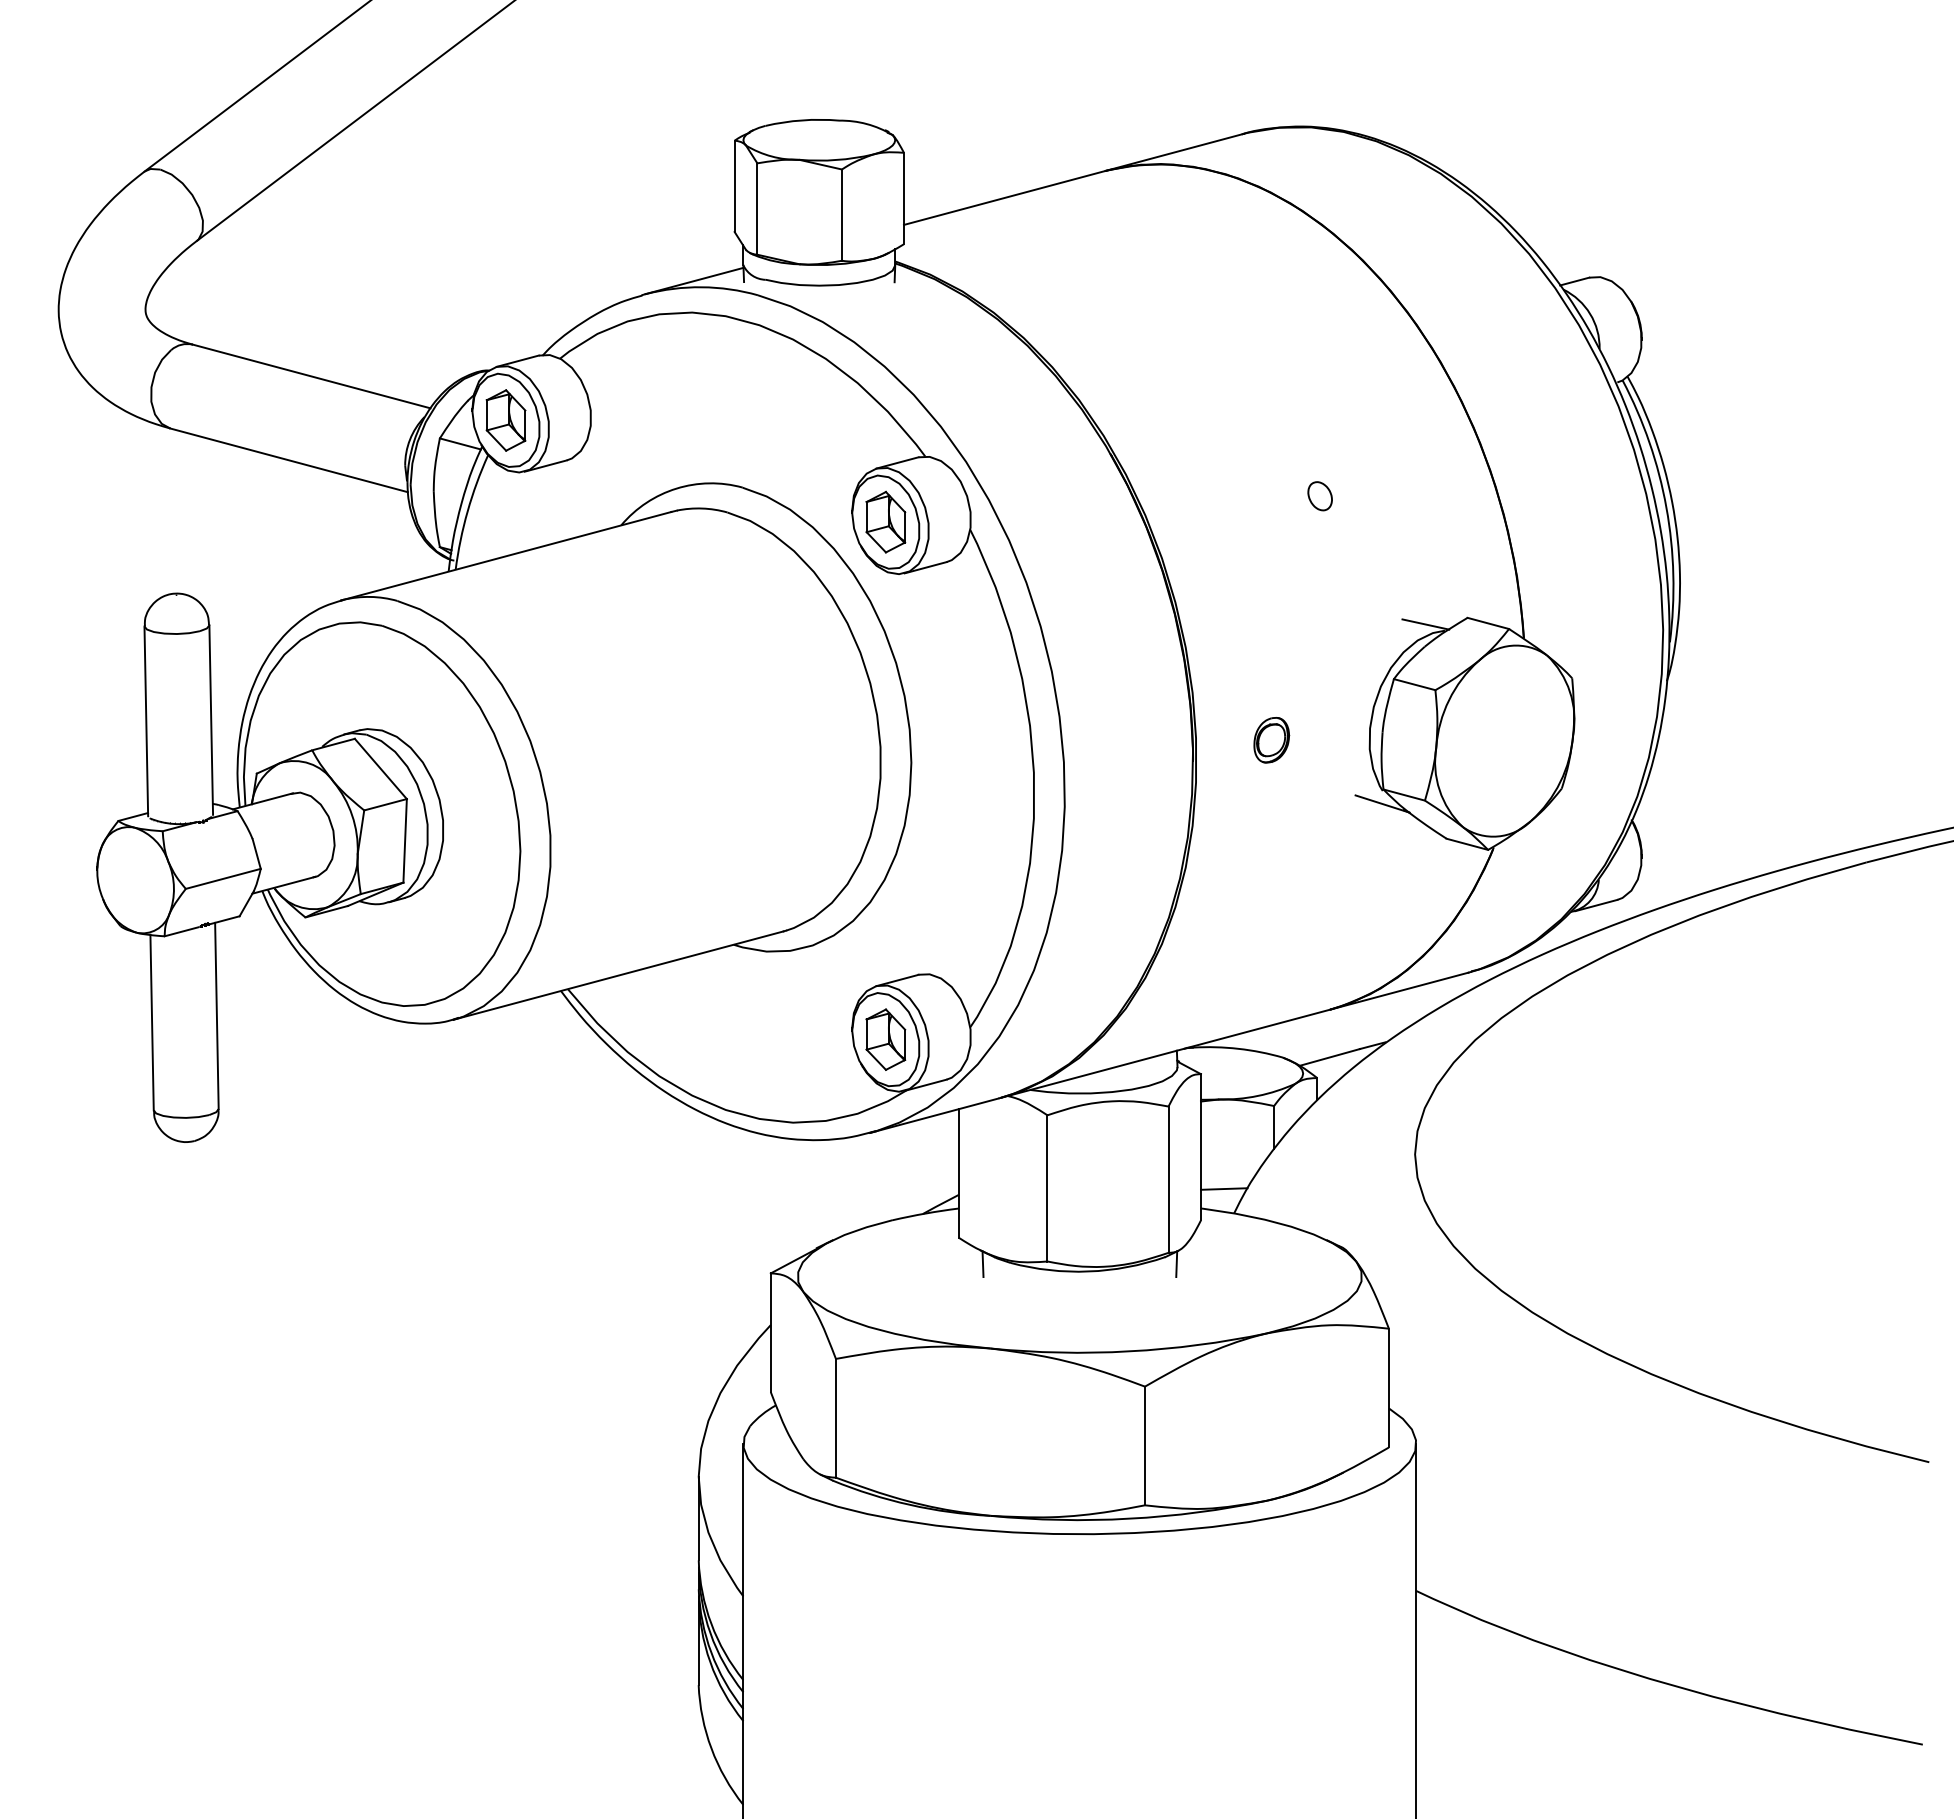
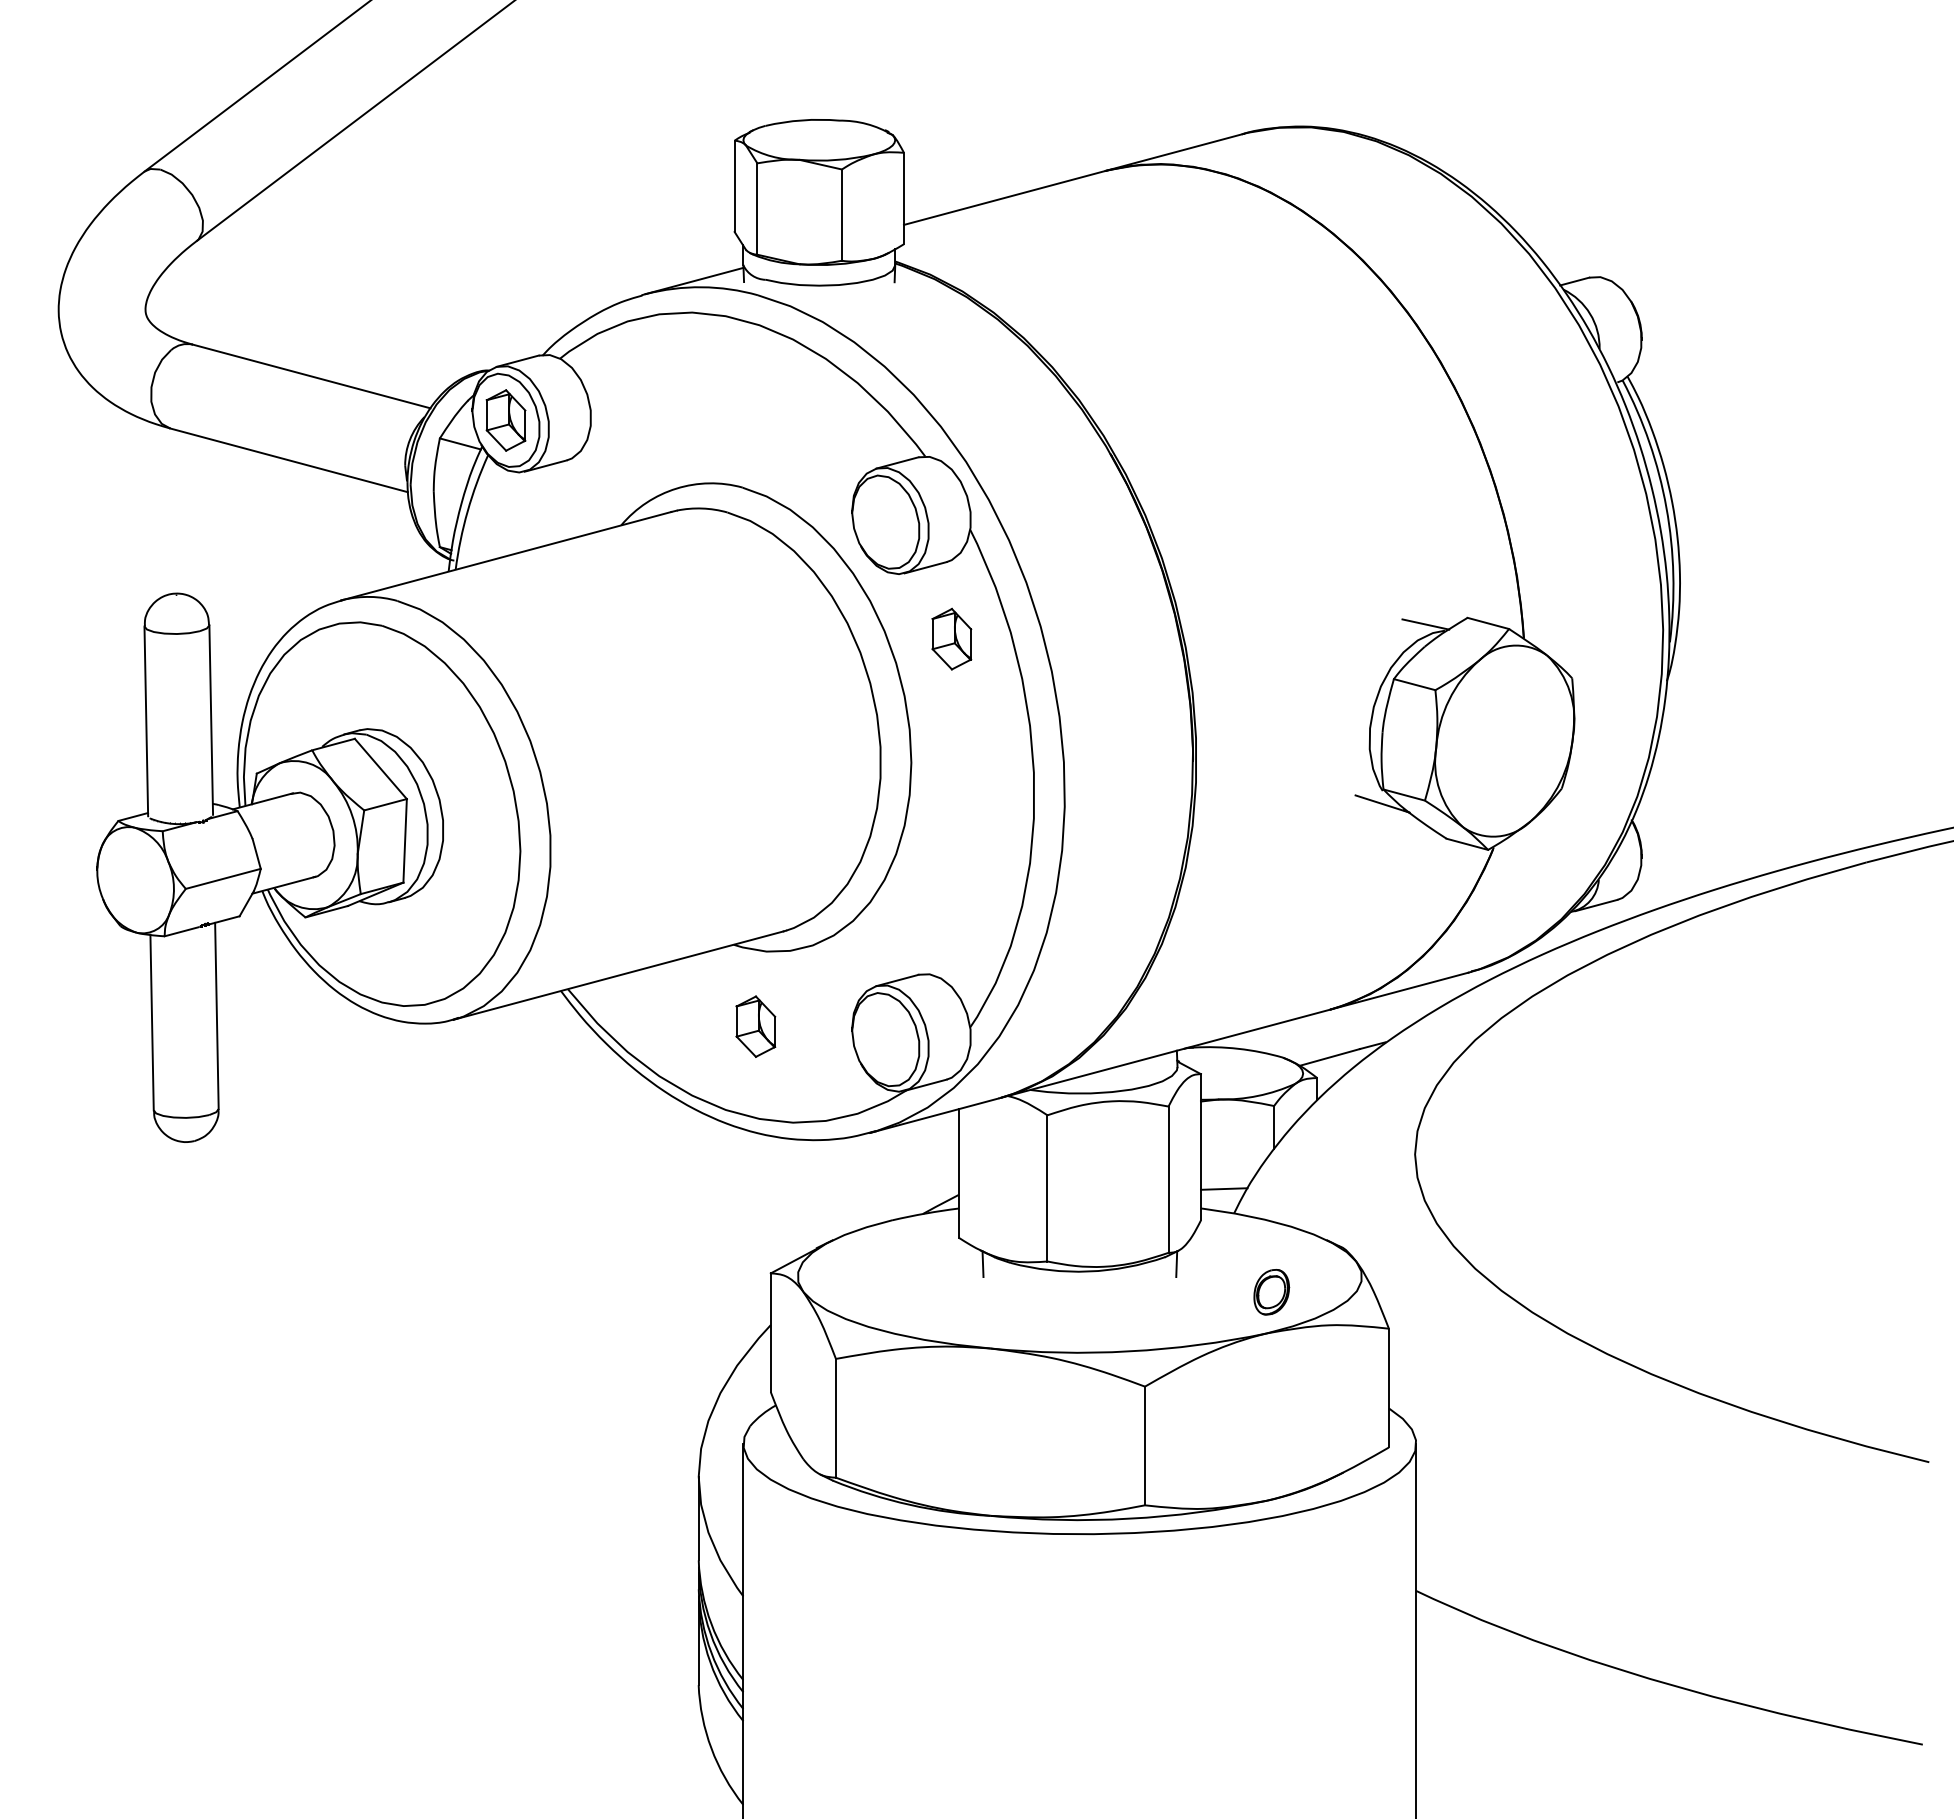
part: present -> none (1319, 496)
part position: (885, 521) -> (951, 638) (951, 638)
part position: (1271, 740) -> (1271, 1292) (1271, 1292)
part position: (885, 1039) -> (755, 1026) (755, 1026)
